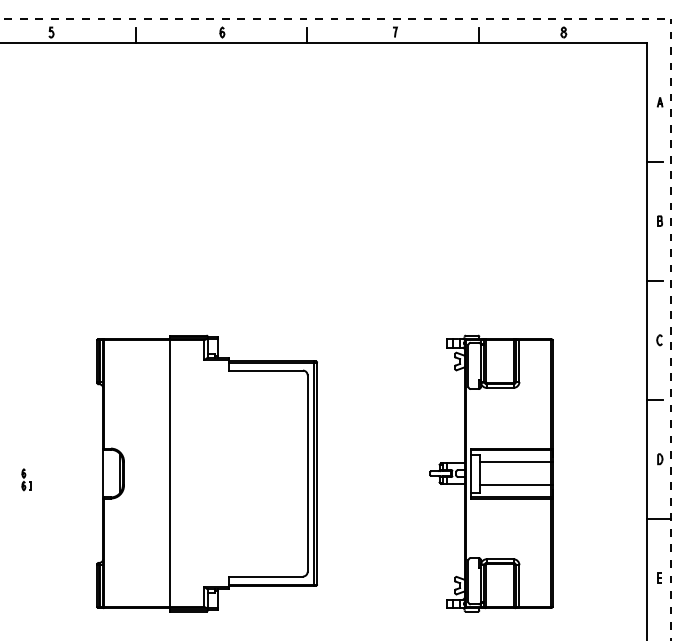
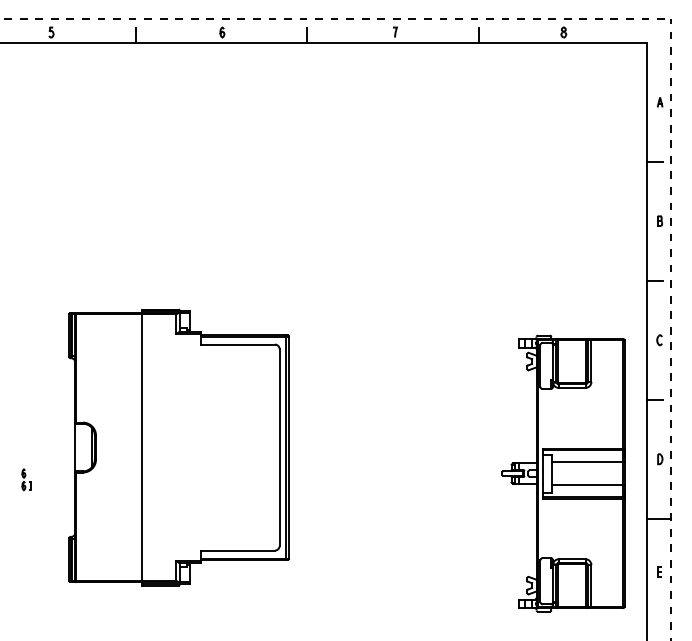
part position: (206, 473) -> (178, 447) (178, 447)
part position: (491, 473) -> (563, 473) (563, 473)
part position: (659, 577) -> (659, 571) (659, 571)
